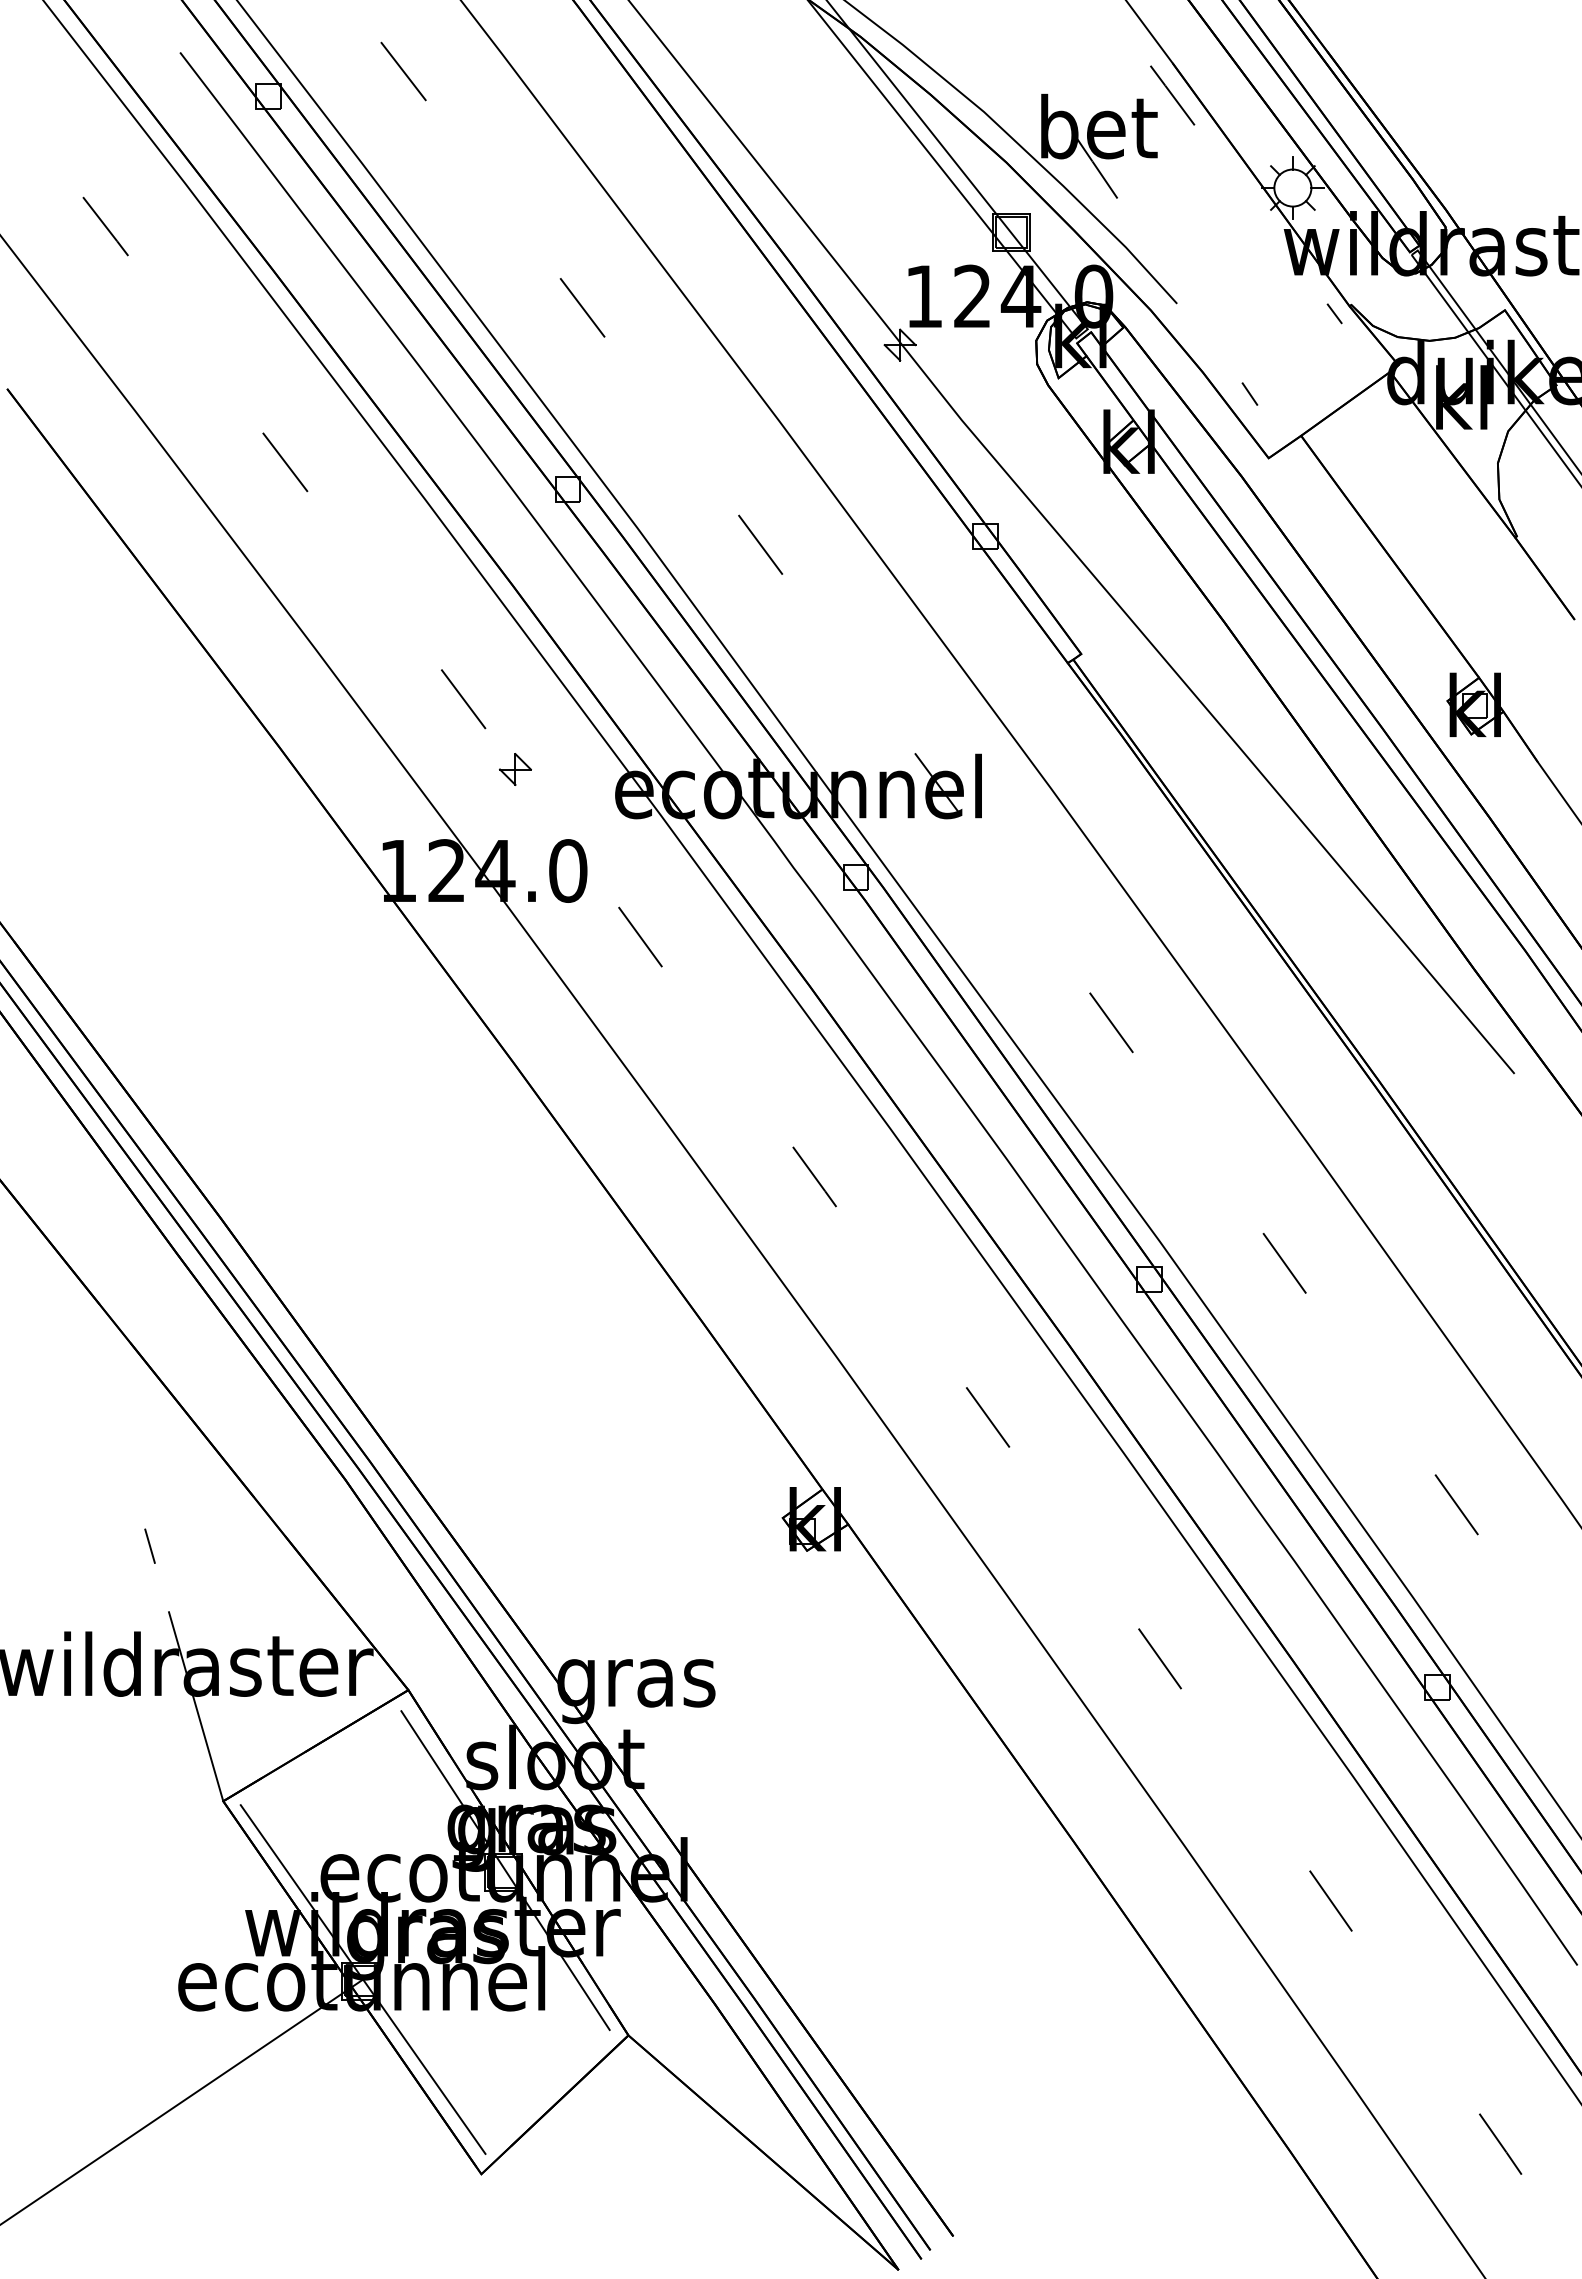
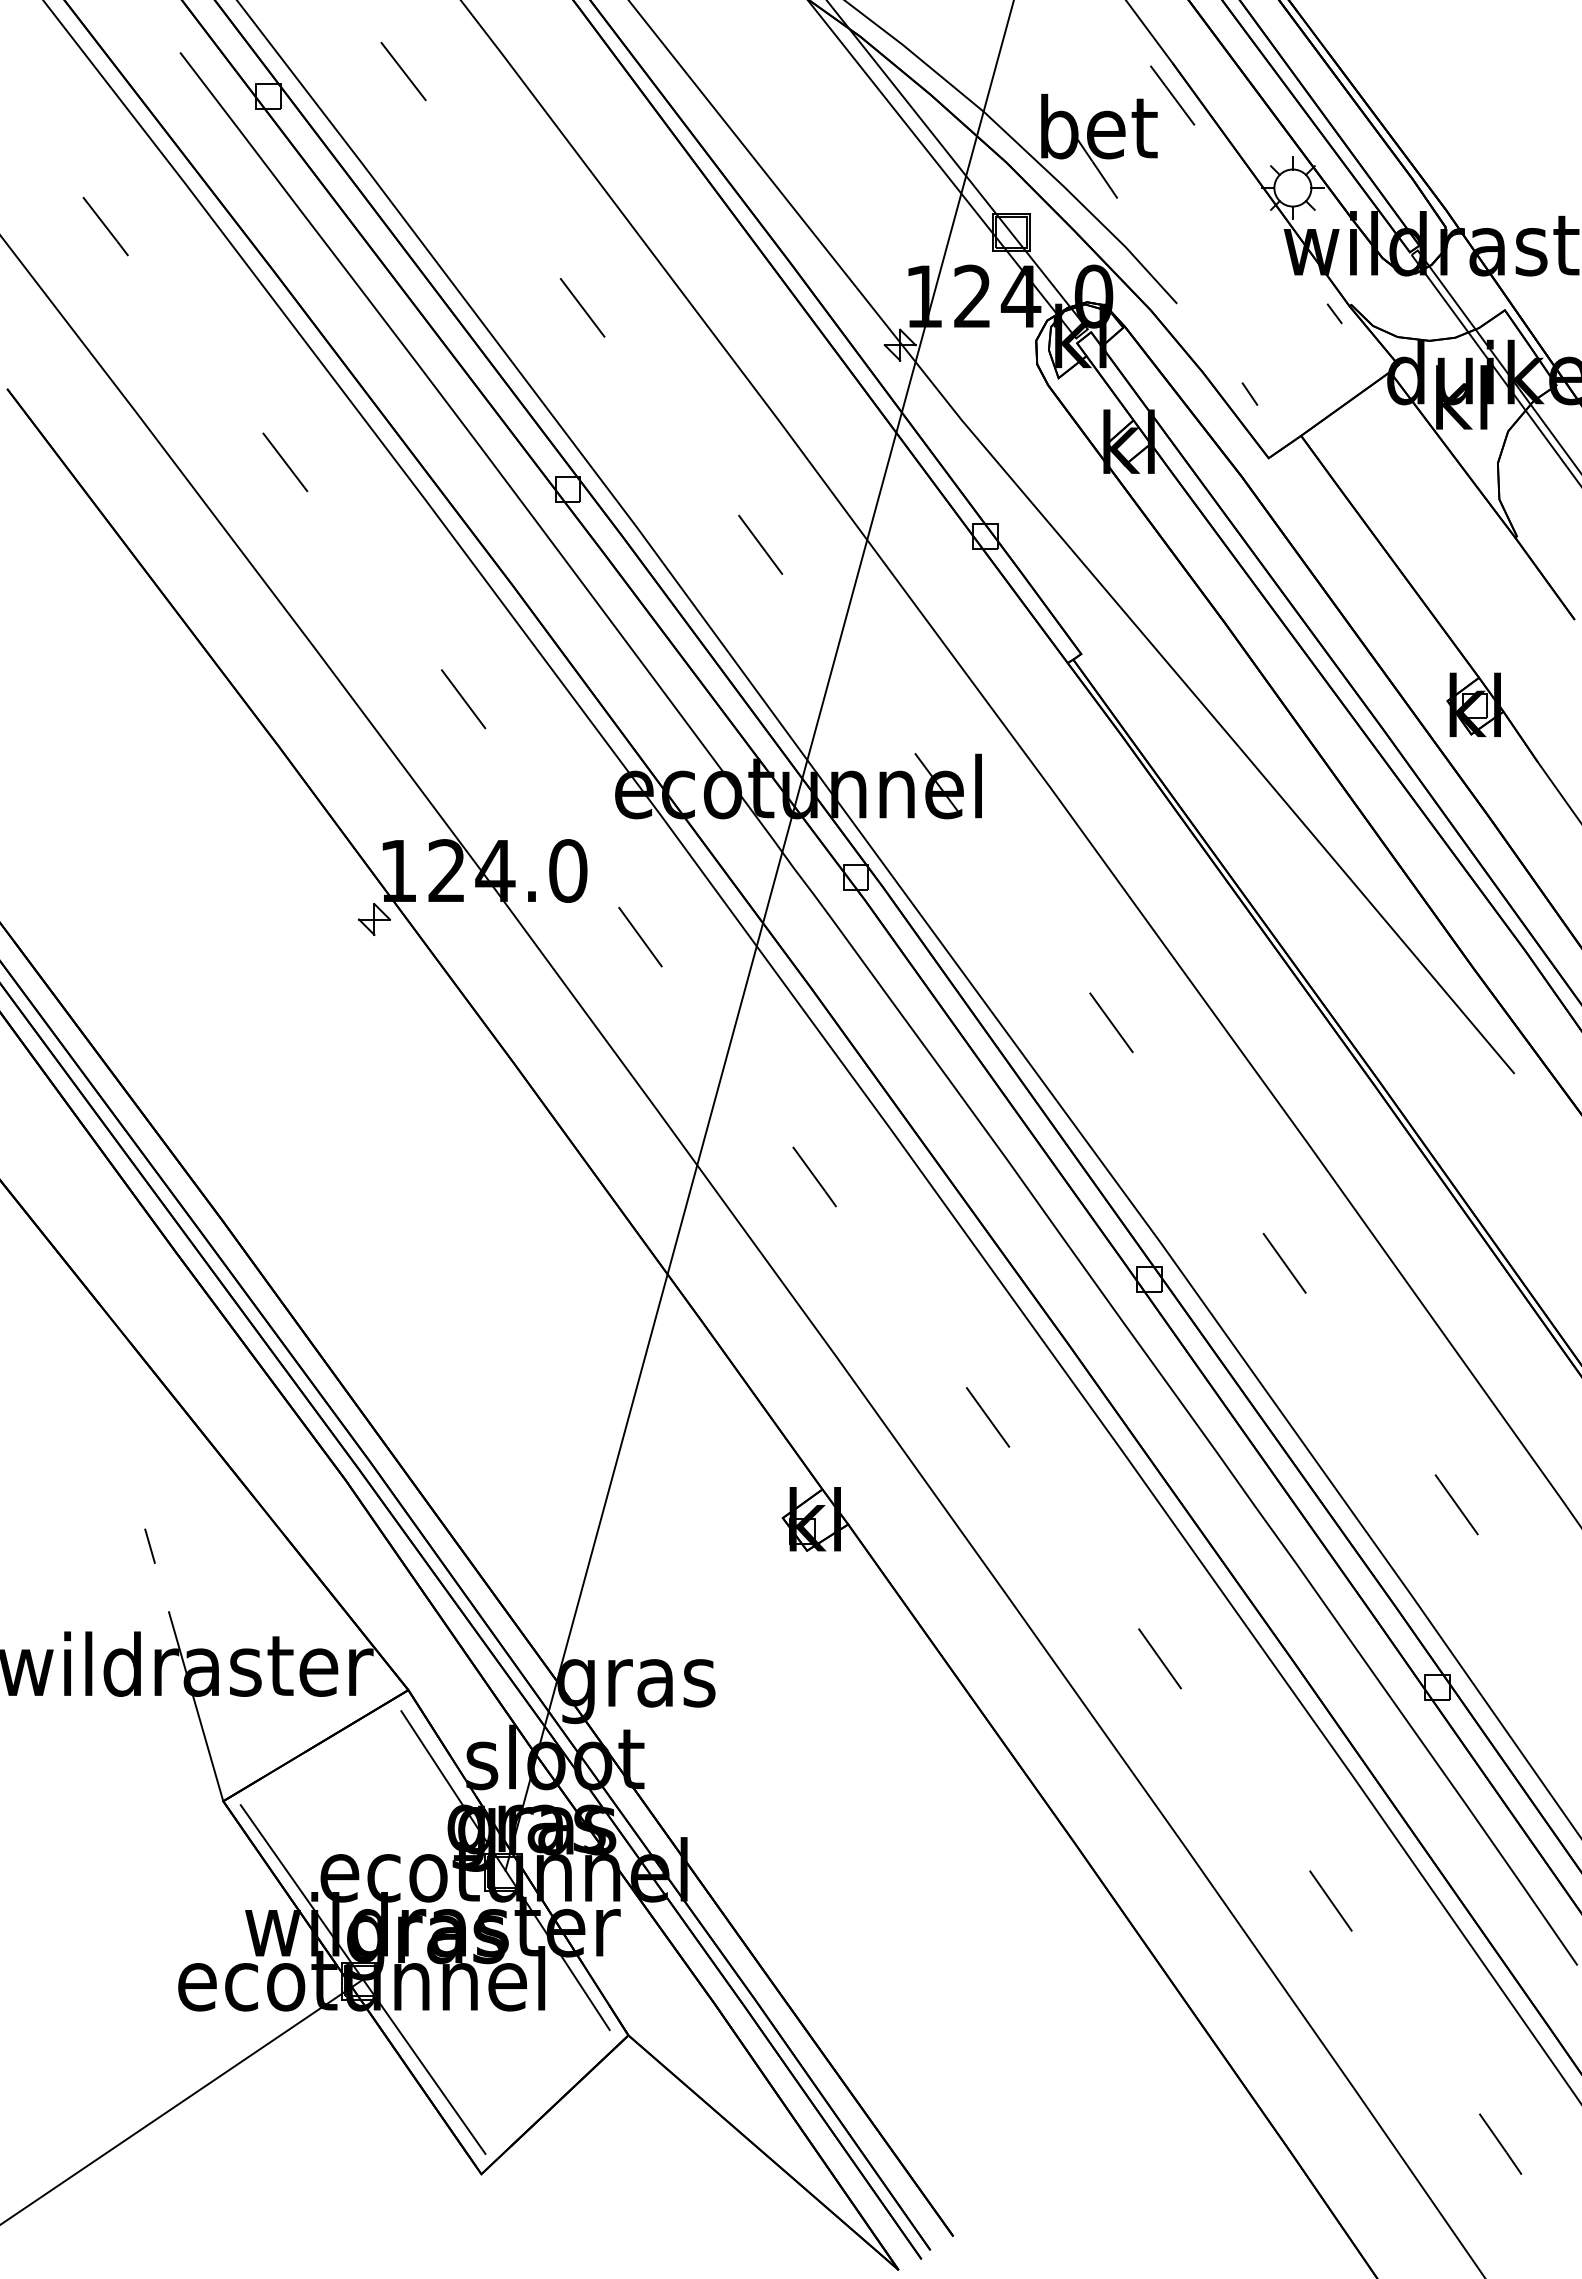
part position: (515, 769) -> (374, 919) (374, 919)
line: none -> present (759, 936)
